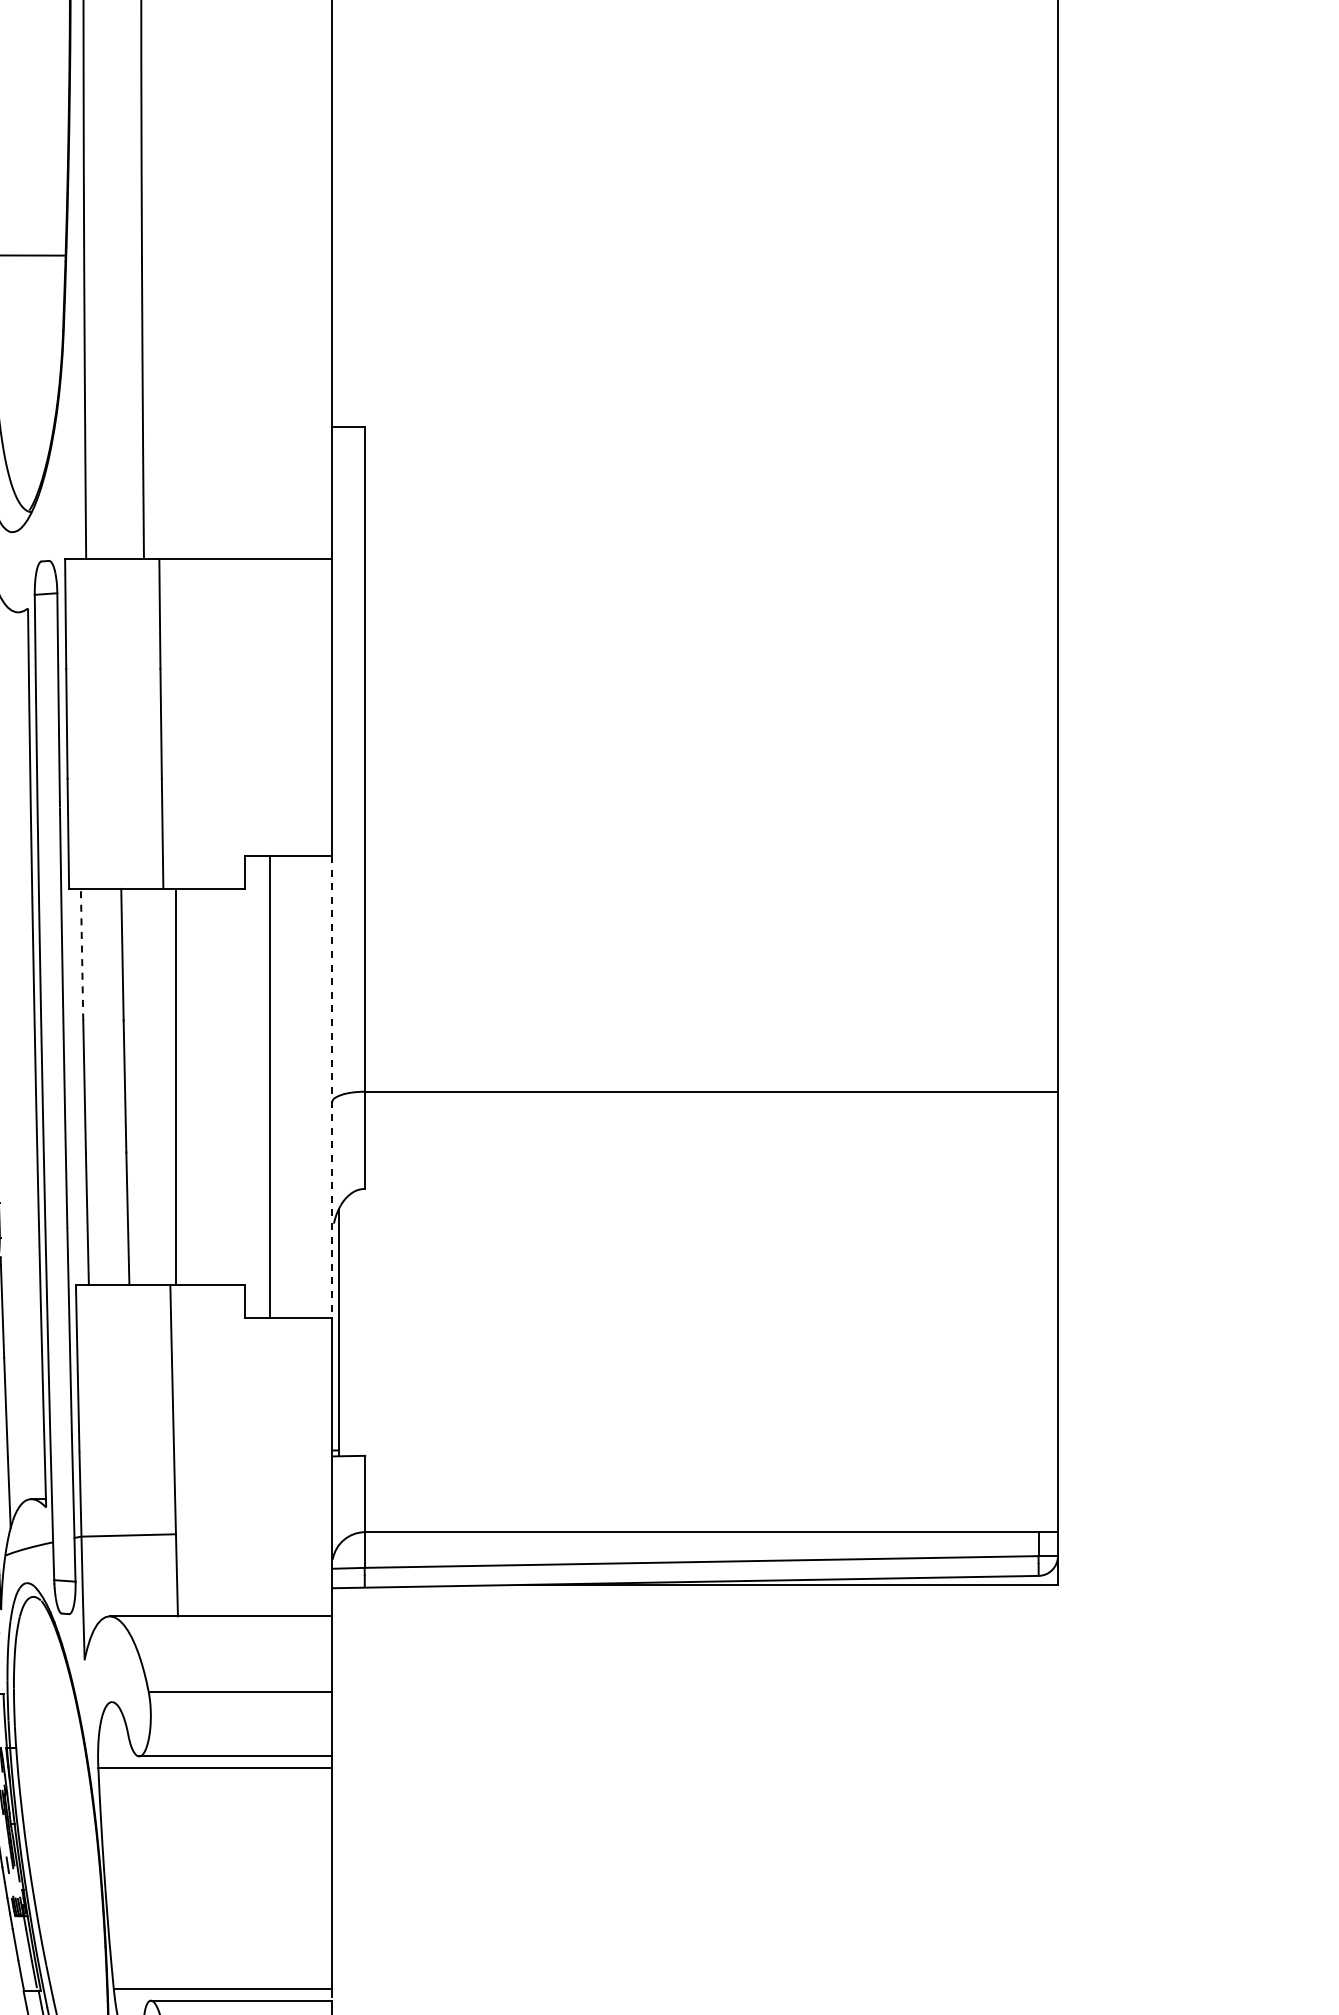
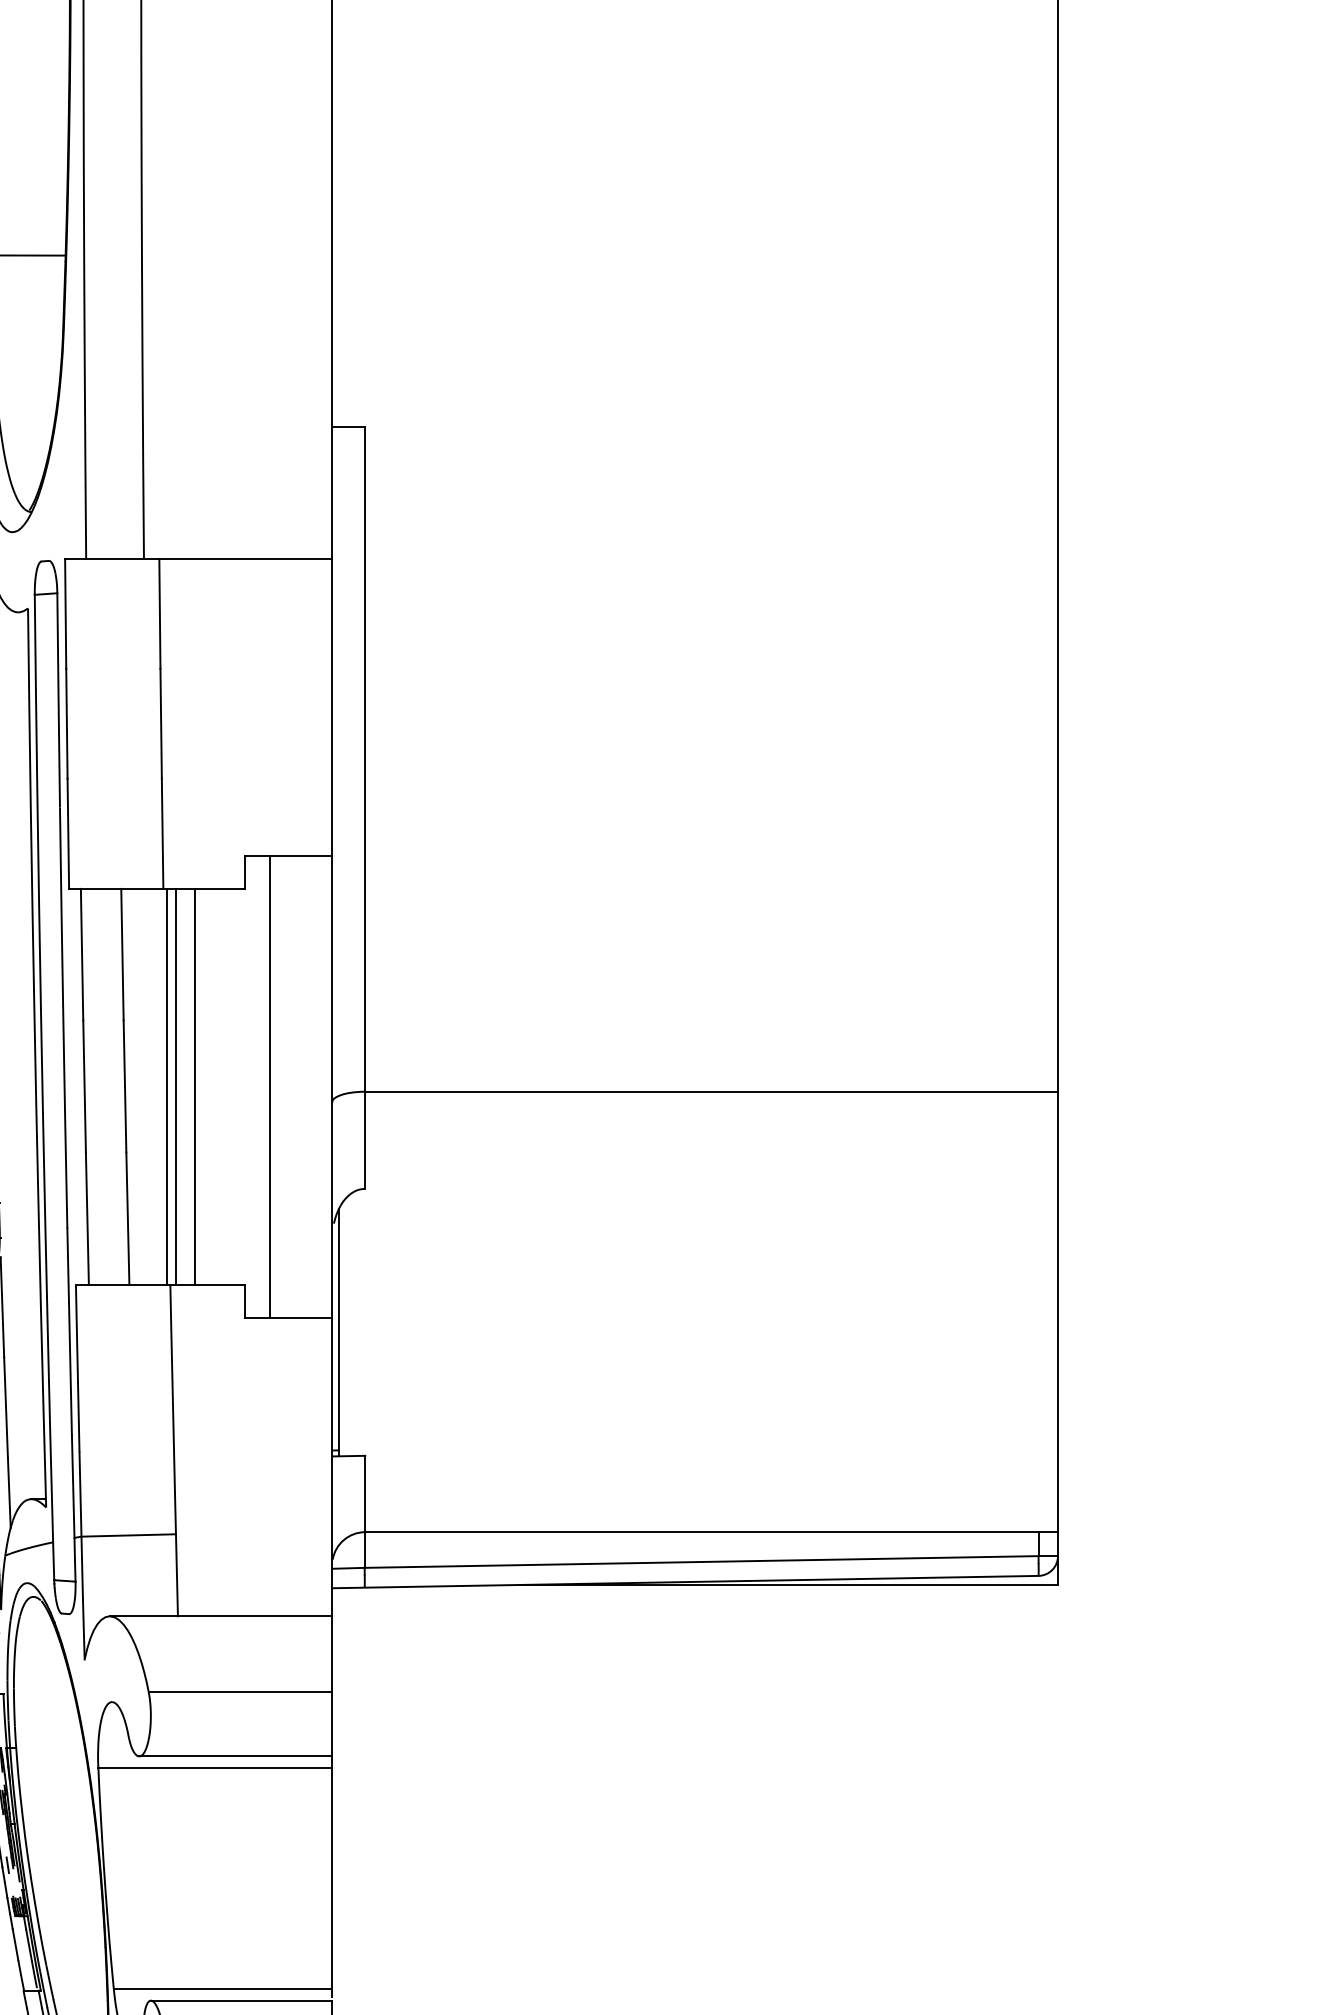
line: dashed -> solid (82, 954)
line: none -> present (167, 1086)
line: none -> present (194, 1086)
line: dashed -> solid (332, 1086)
